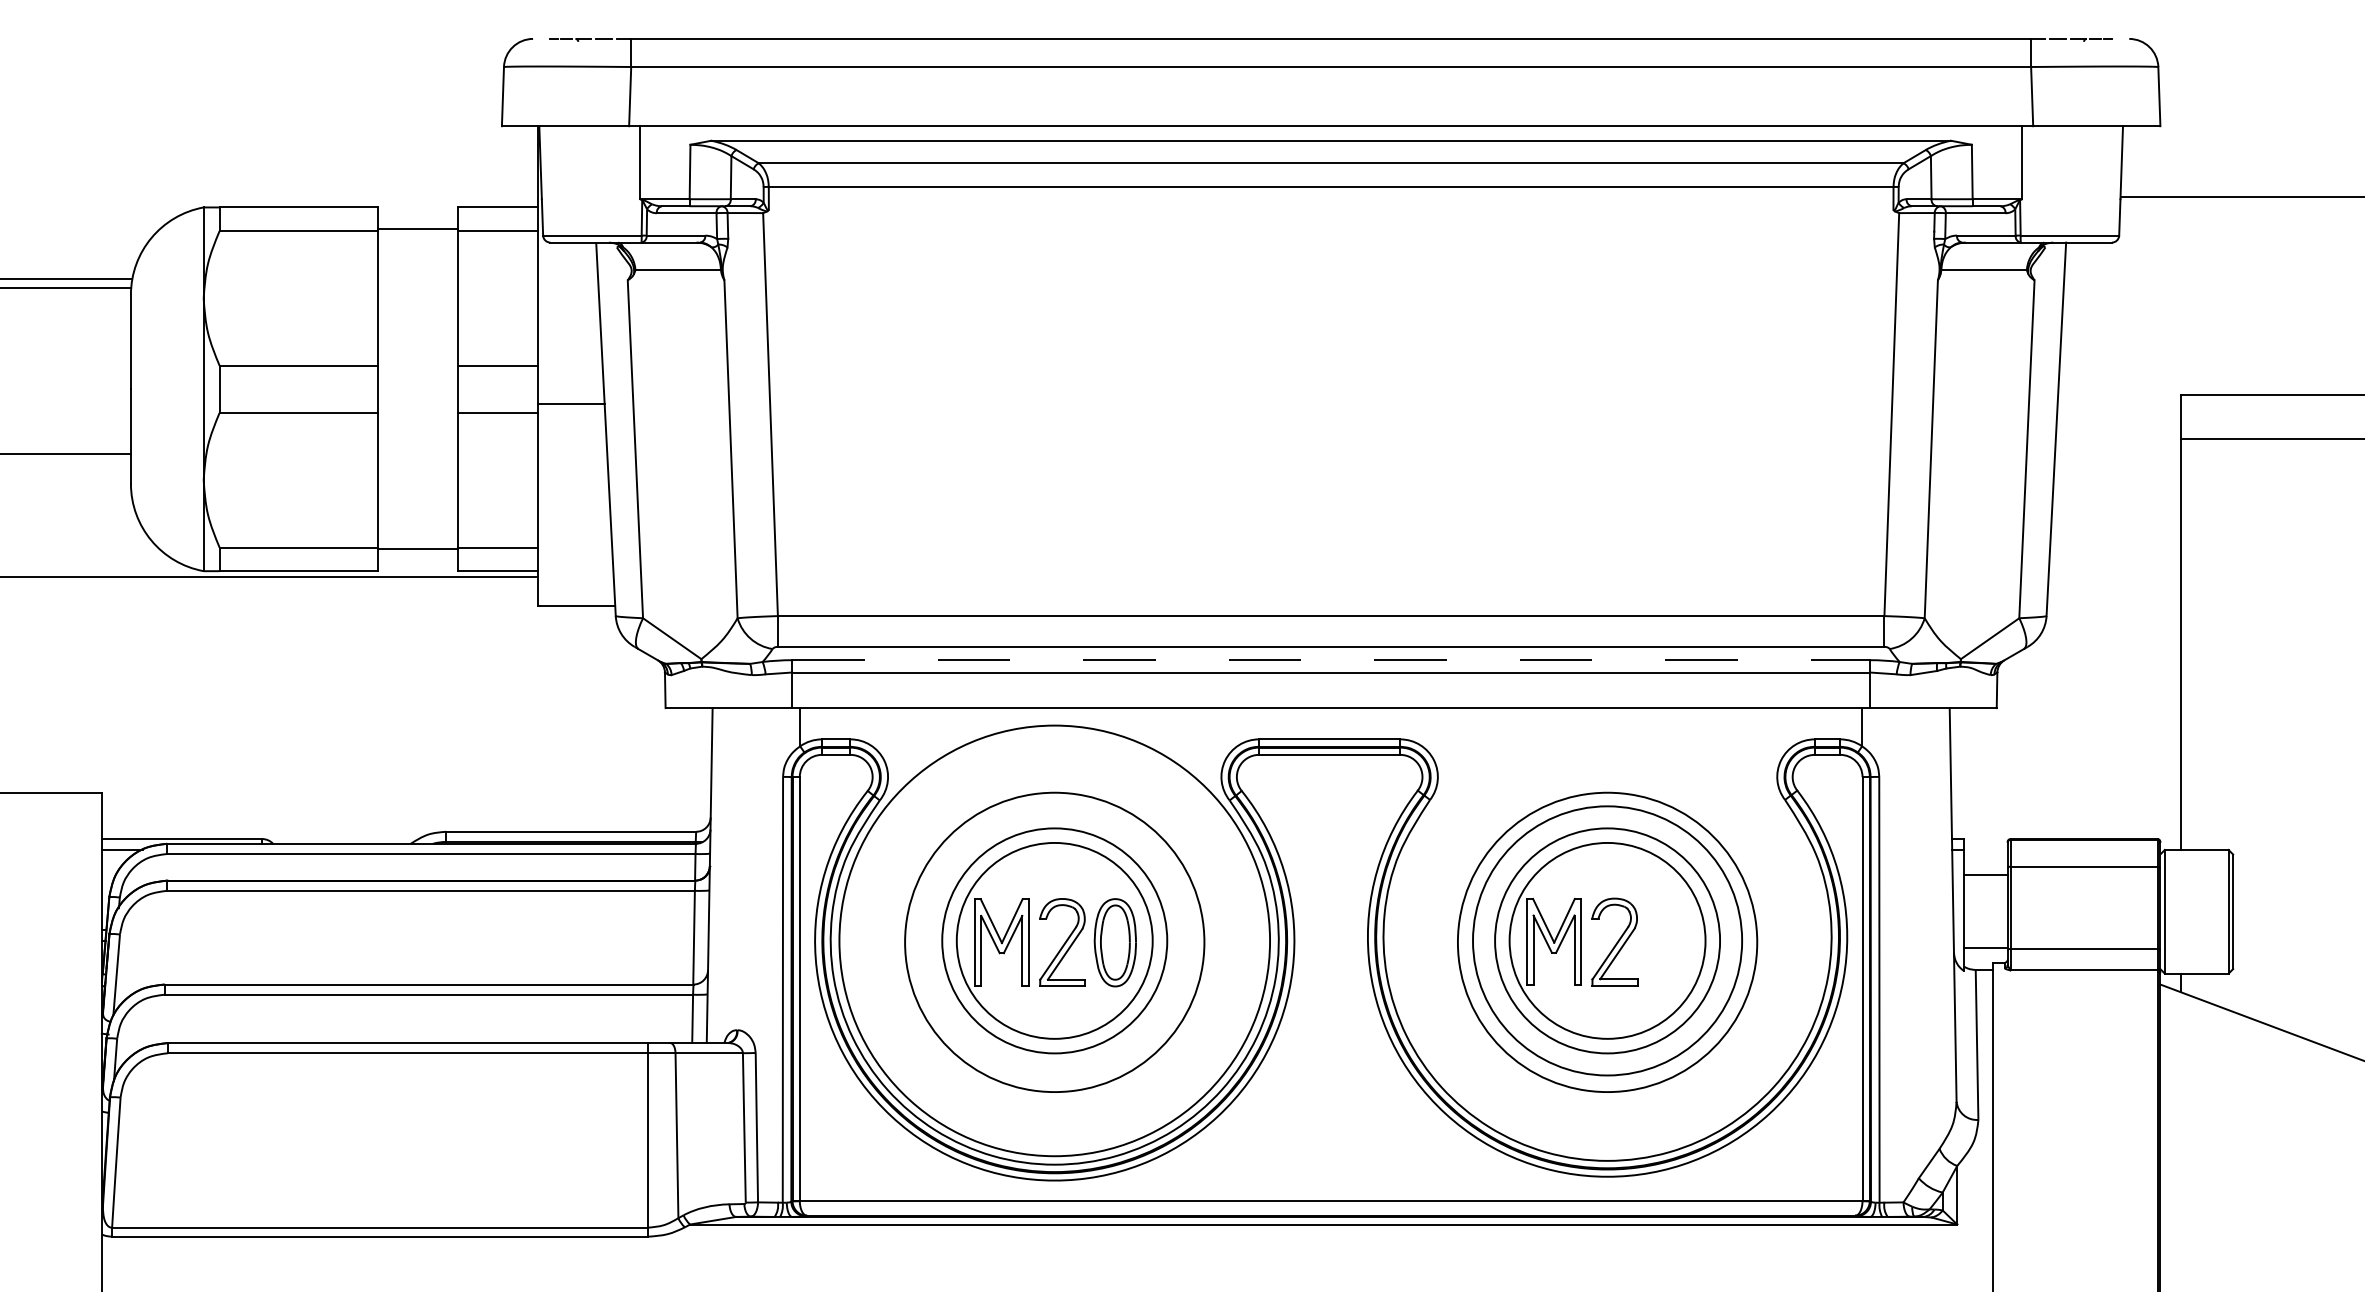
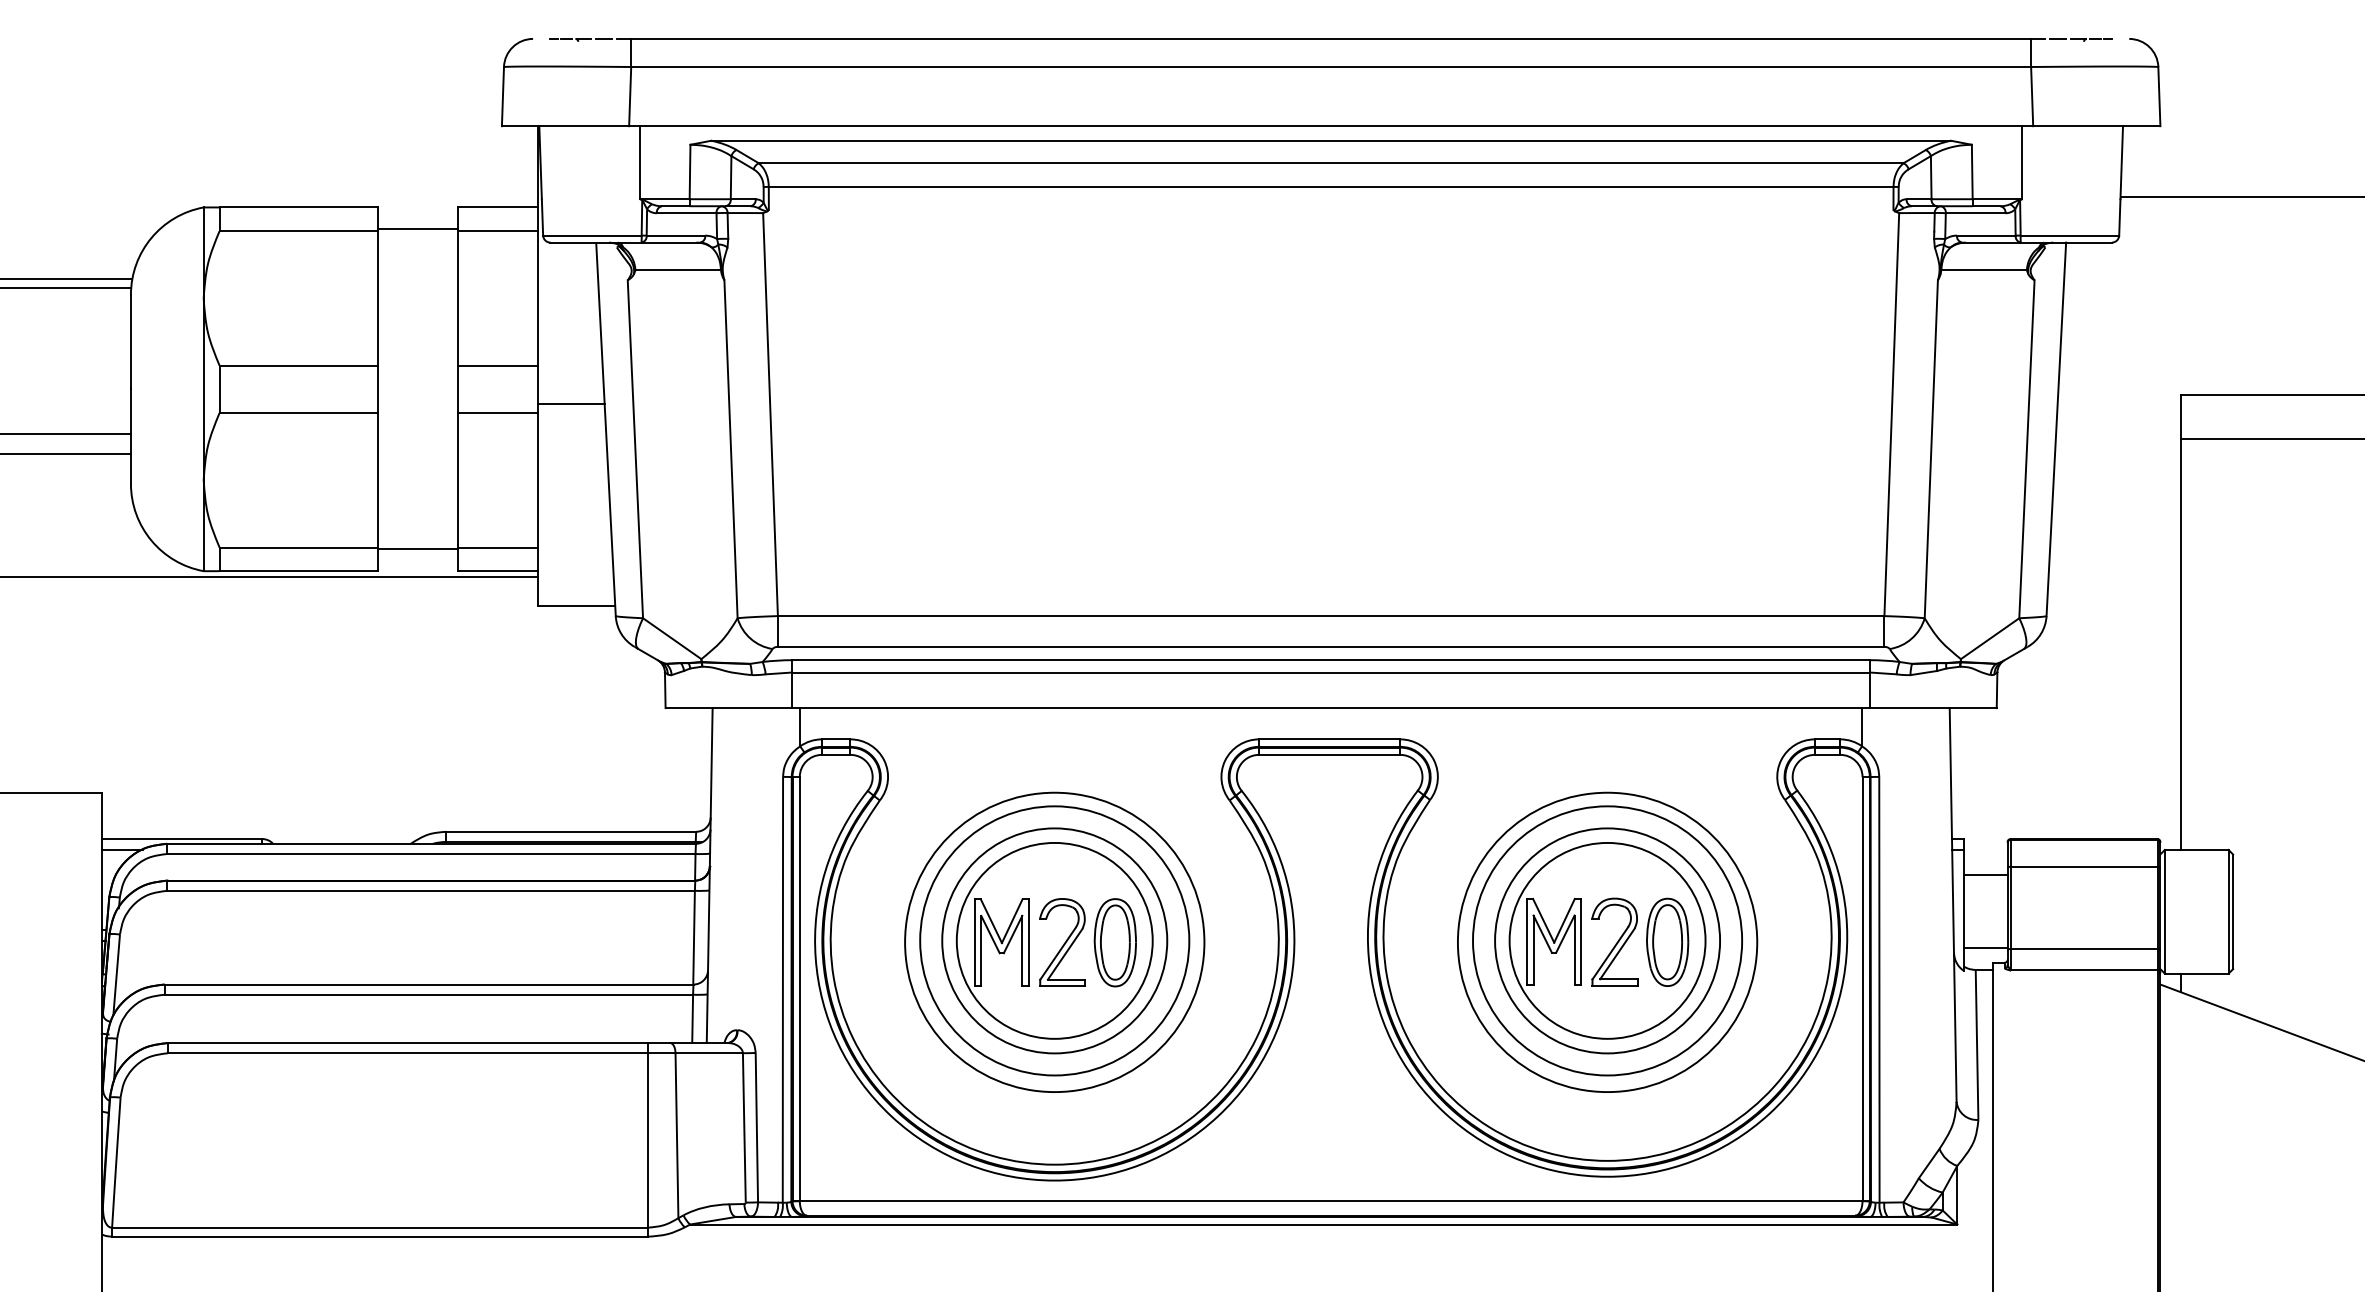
line: none -> present (66, 433)
line: dashed -> solid (1331, 660)
circle diameter: 431 px -> 269 px (1054, 940)
part: none -> present (1667, 941)
